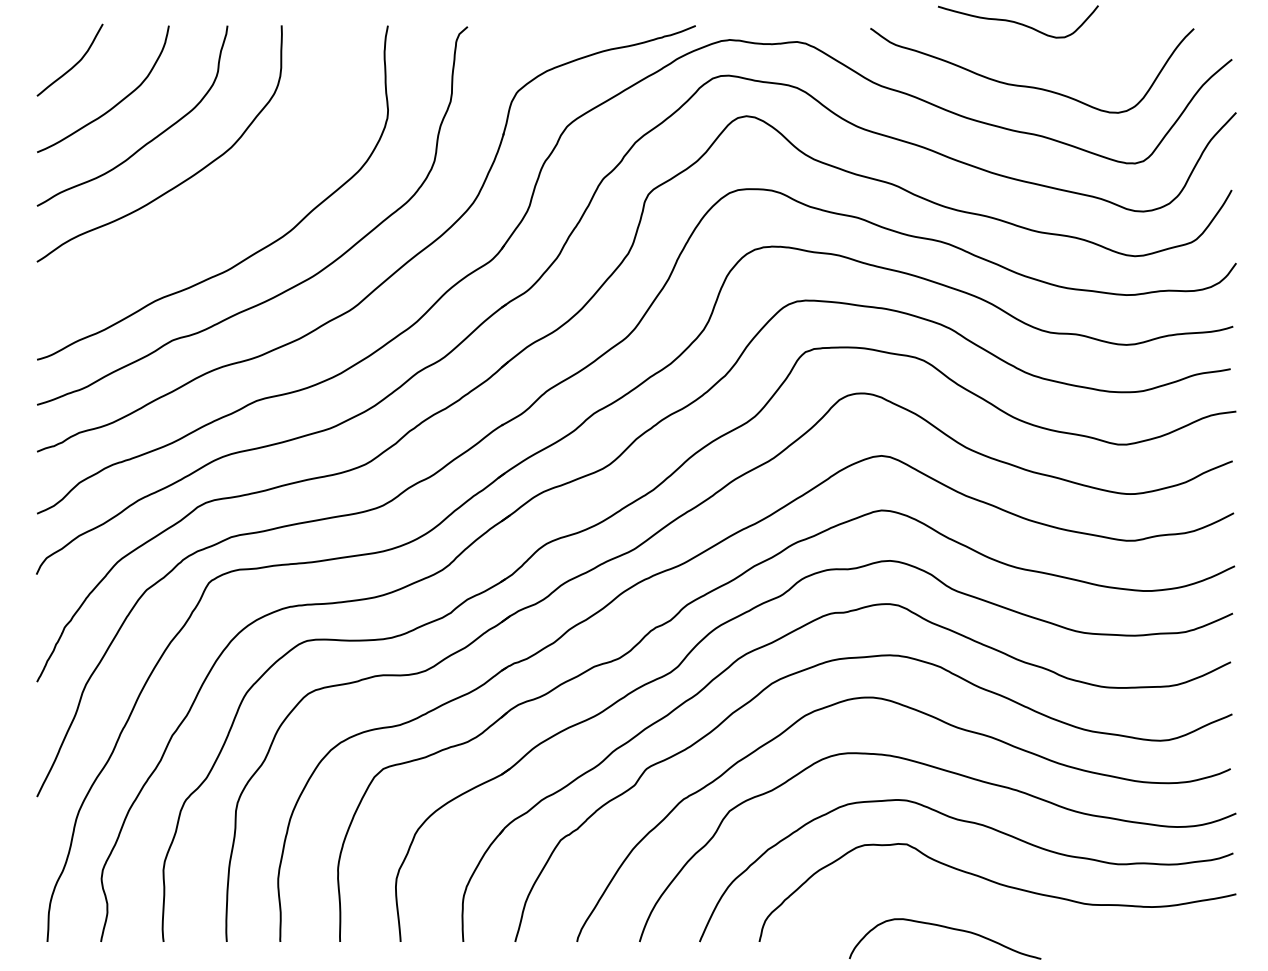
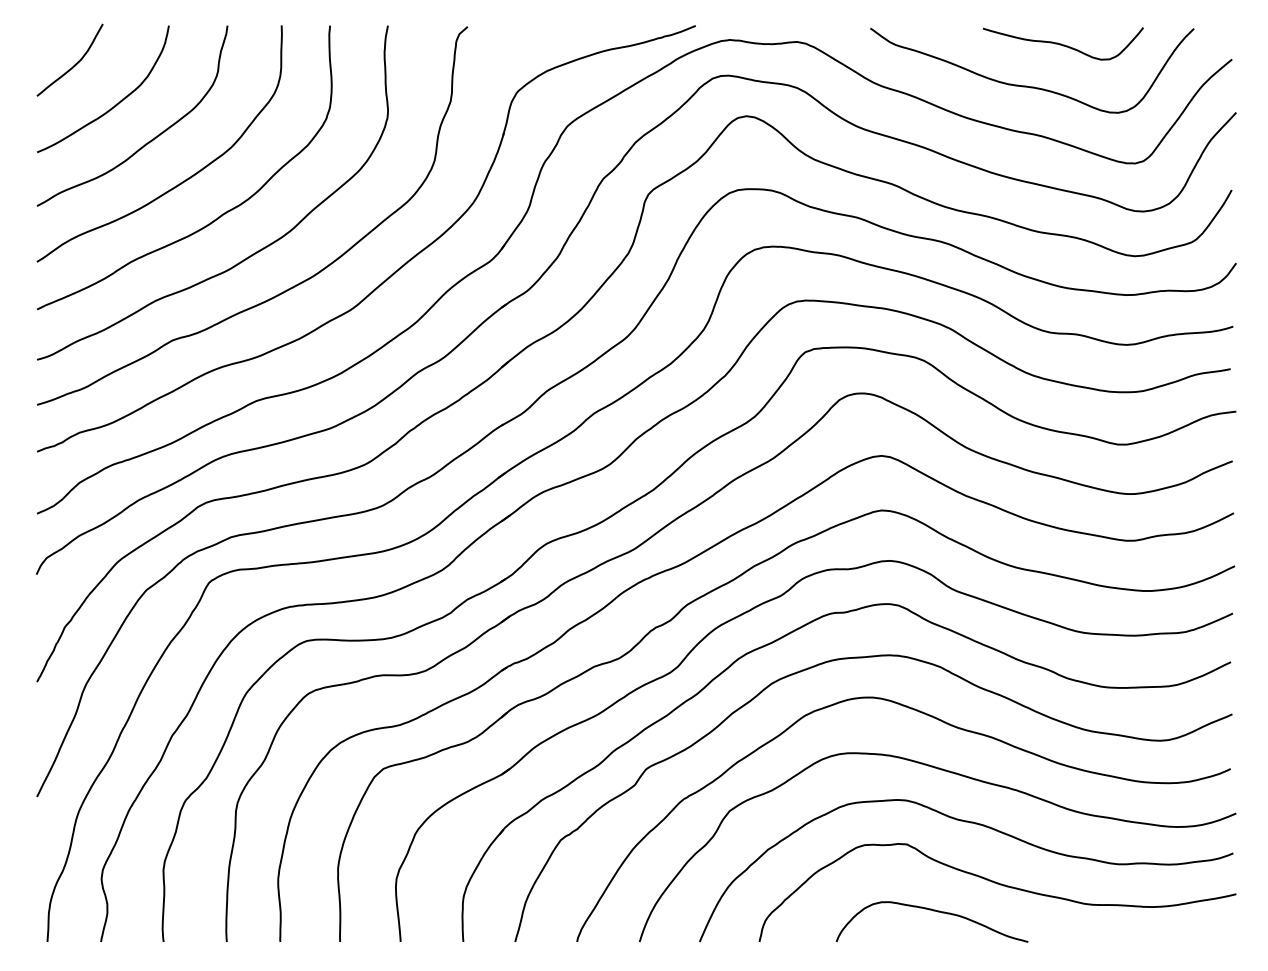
curve position: (1016, 21) -> (1061, 43) (1061, 43)
curve: none -> present (218, 216)
curve position: (946, 928) -> (933, 911) (933, 911)
